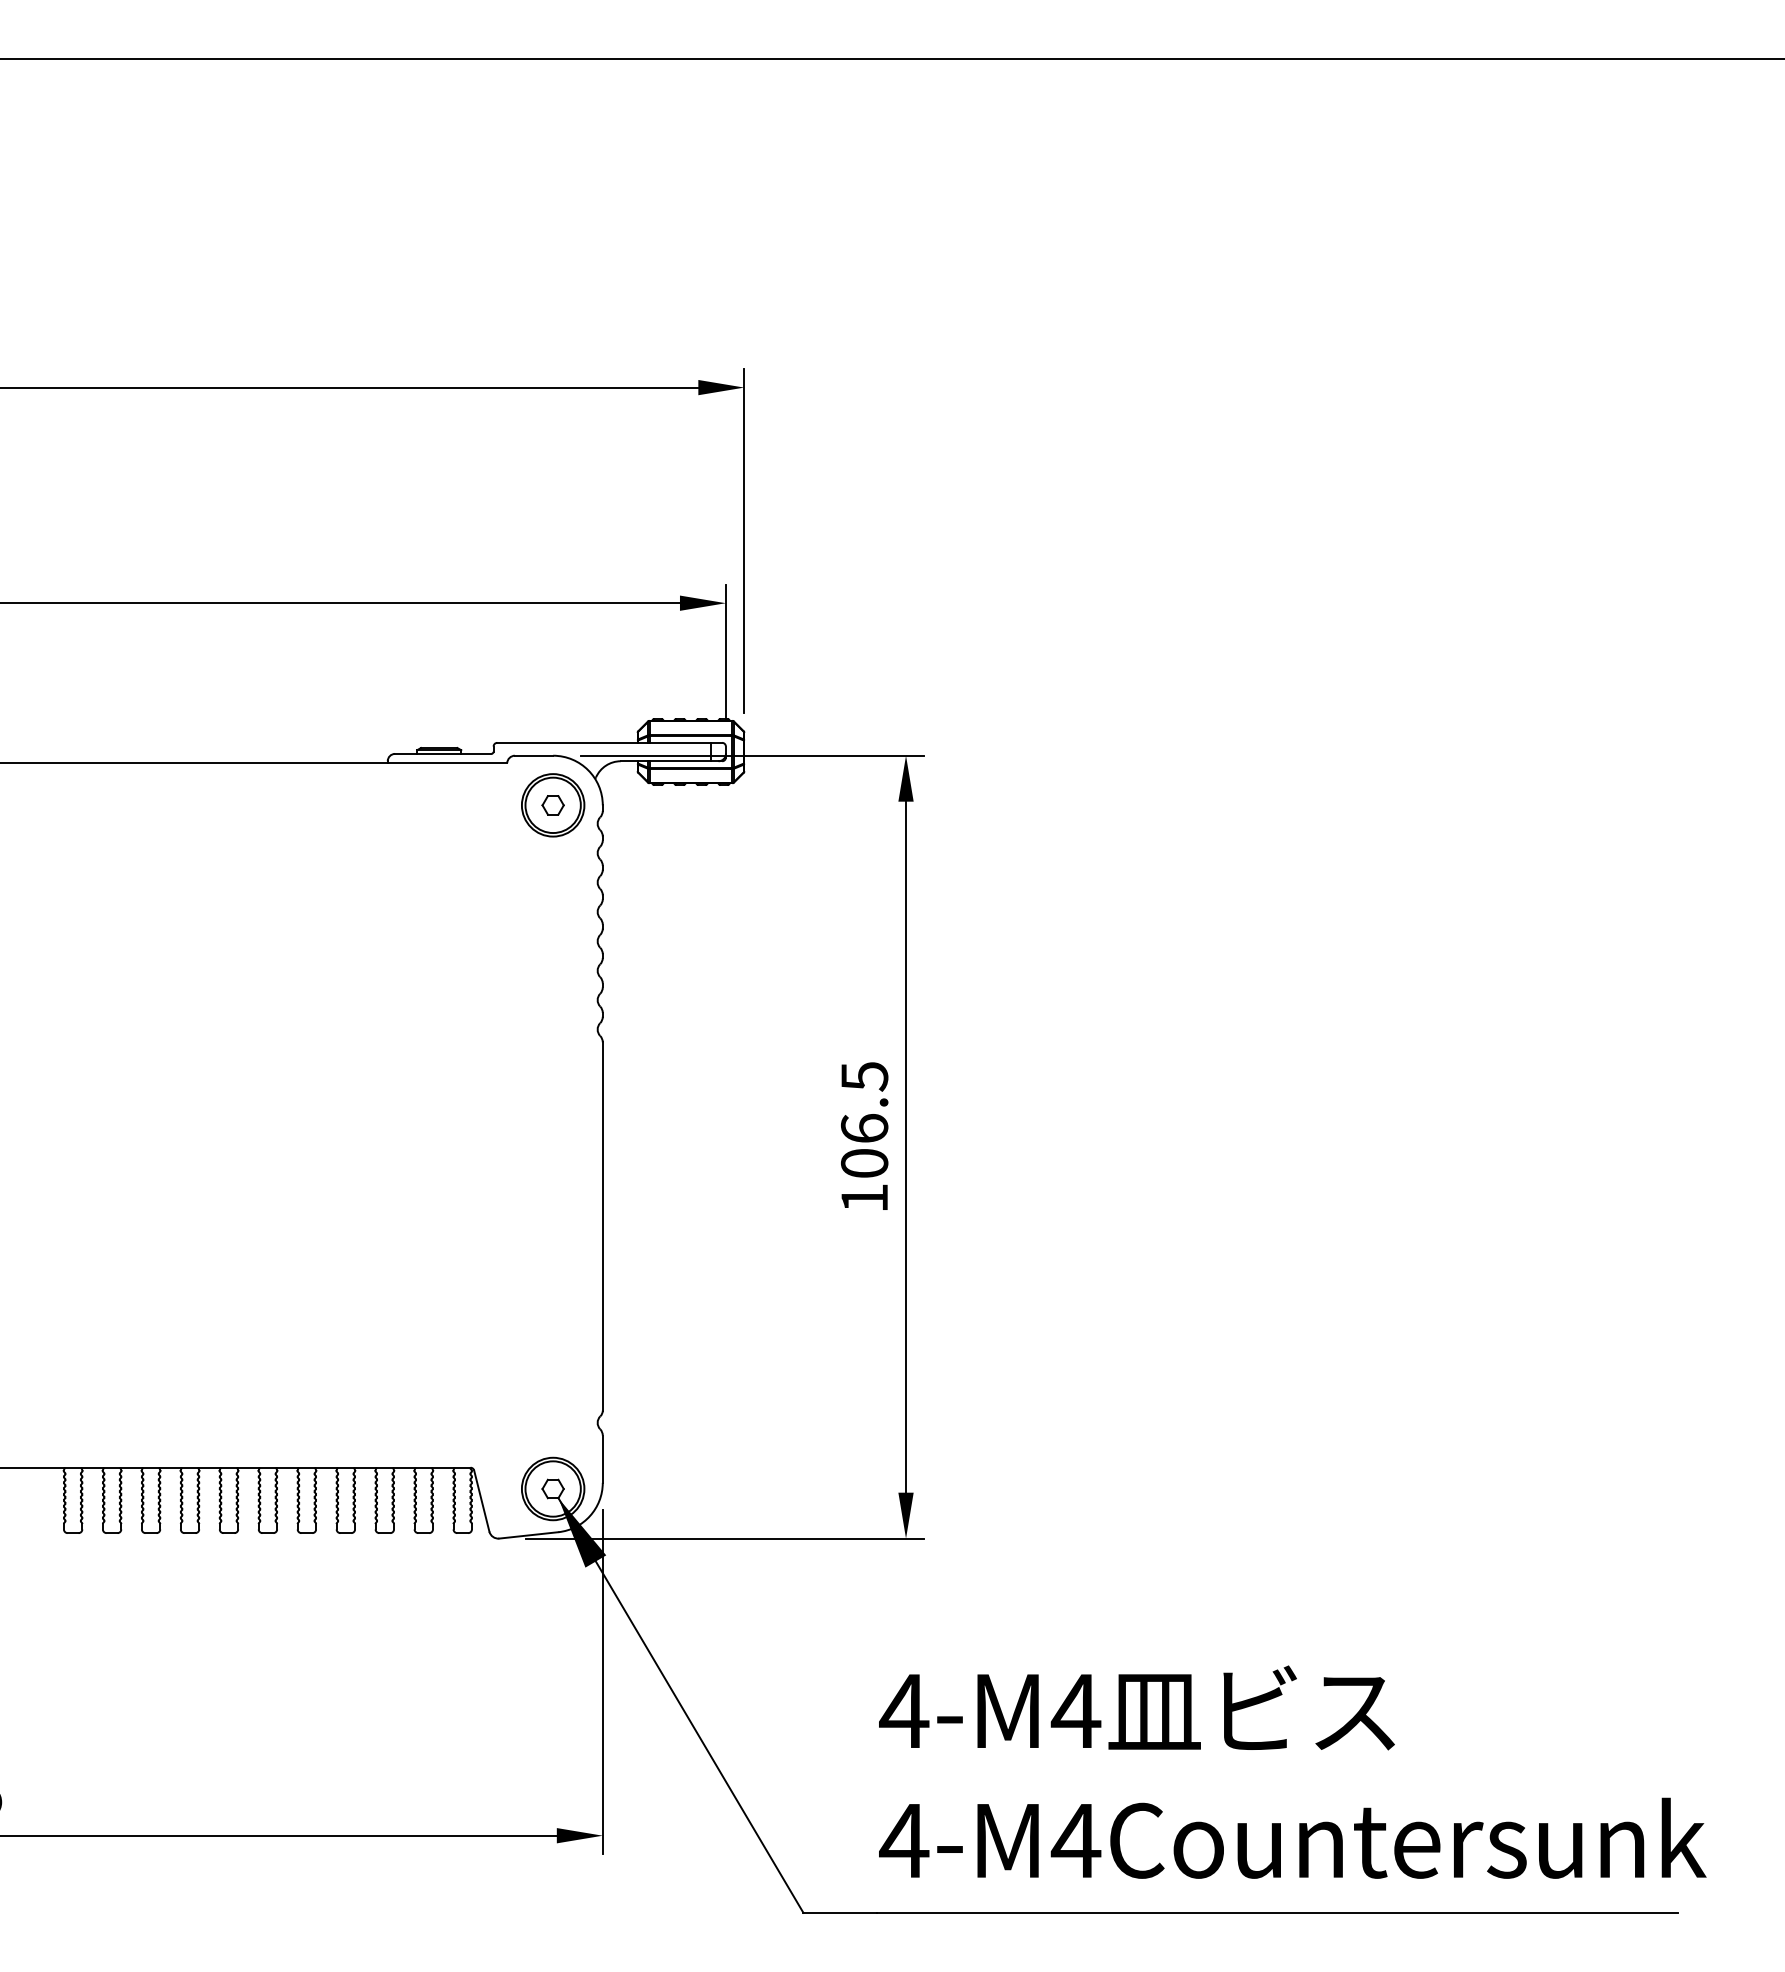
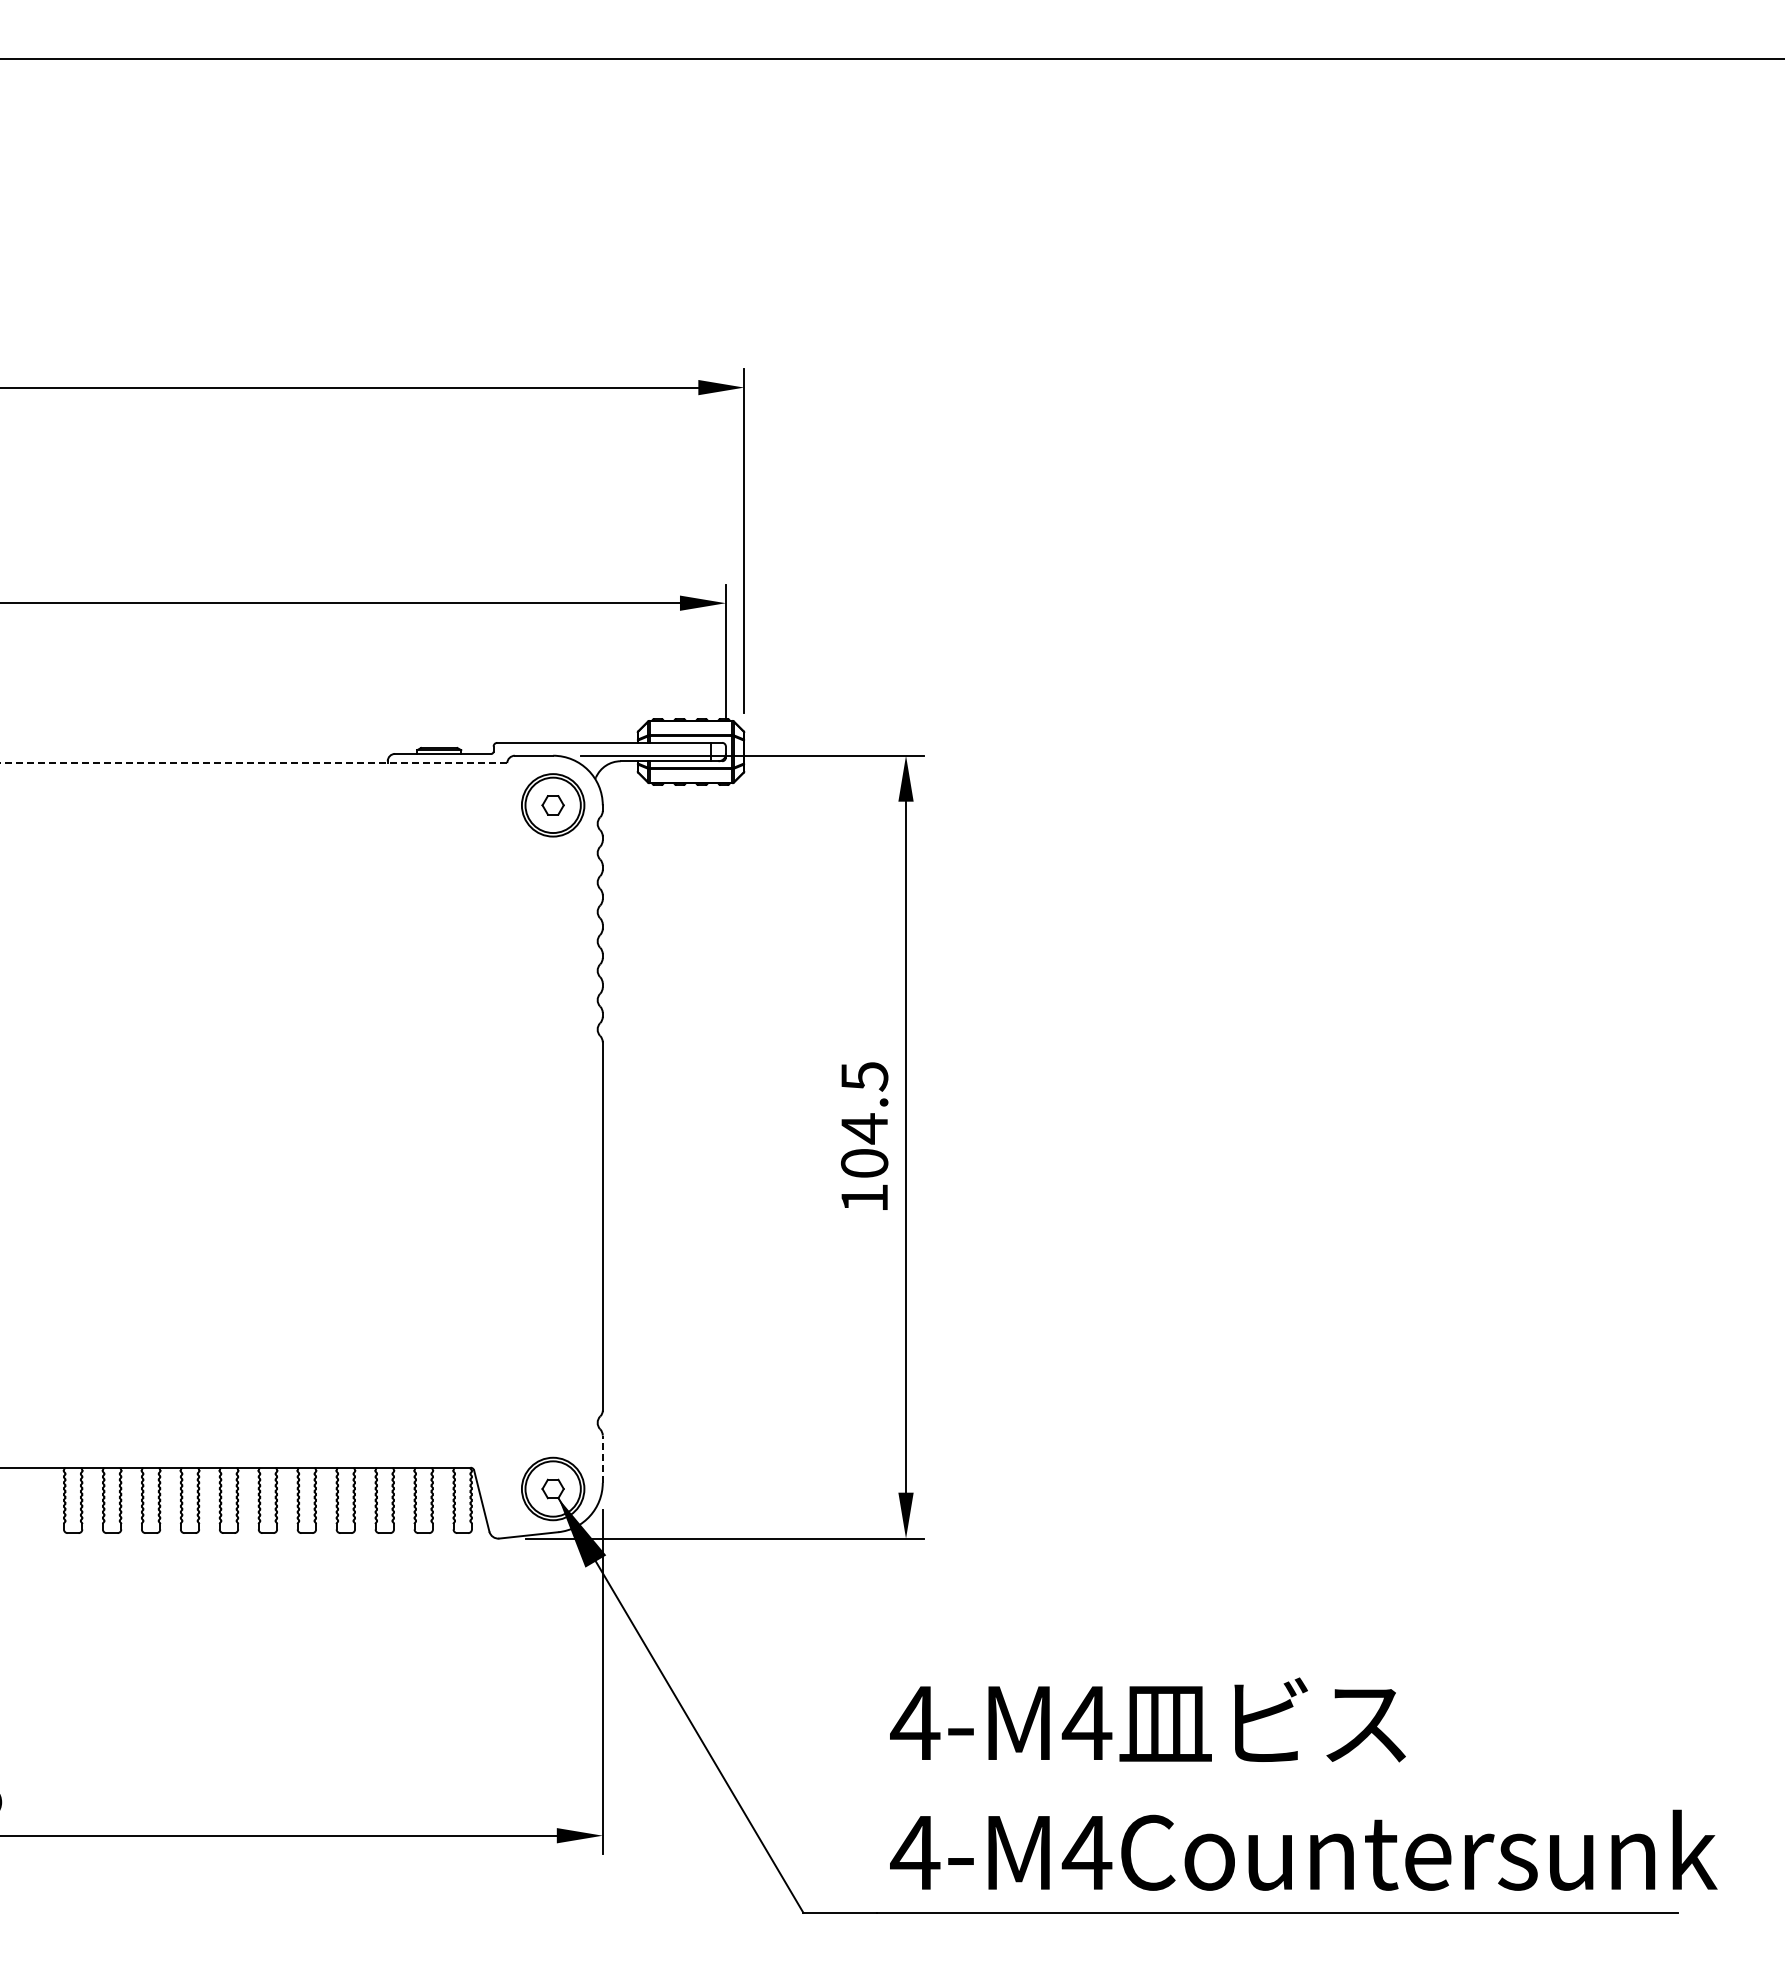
line: solid -> dashed (253, 763)
text: 106.5 -> 104.5 (864, 1128)
line: solid -> dashed (602, 1459)
text position: (1292, 1771) -> (1303, 1783) (1303, 1783)
